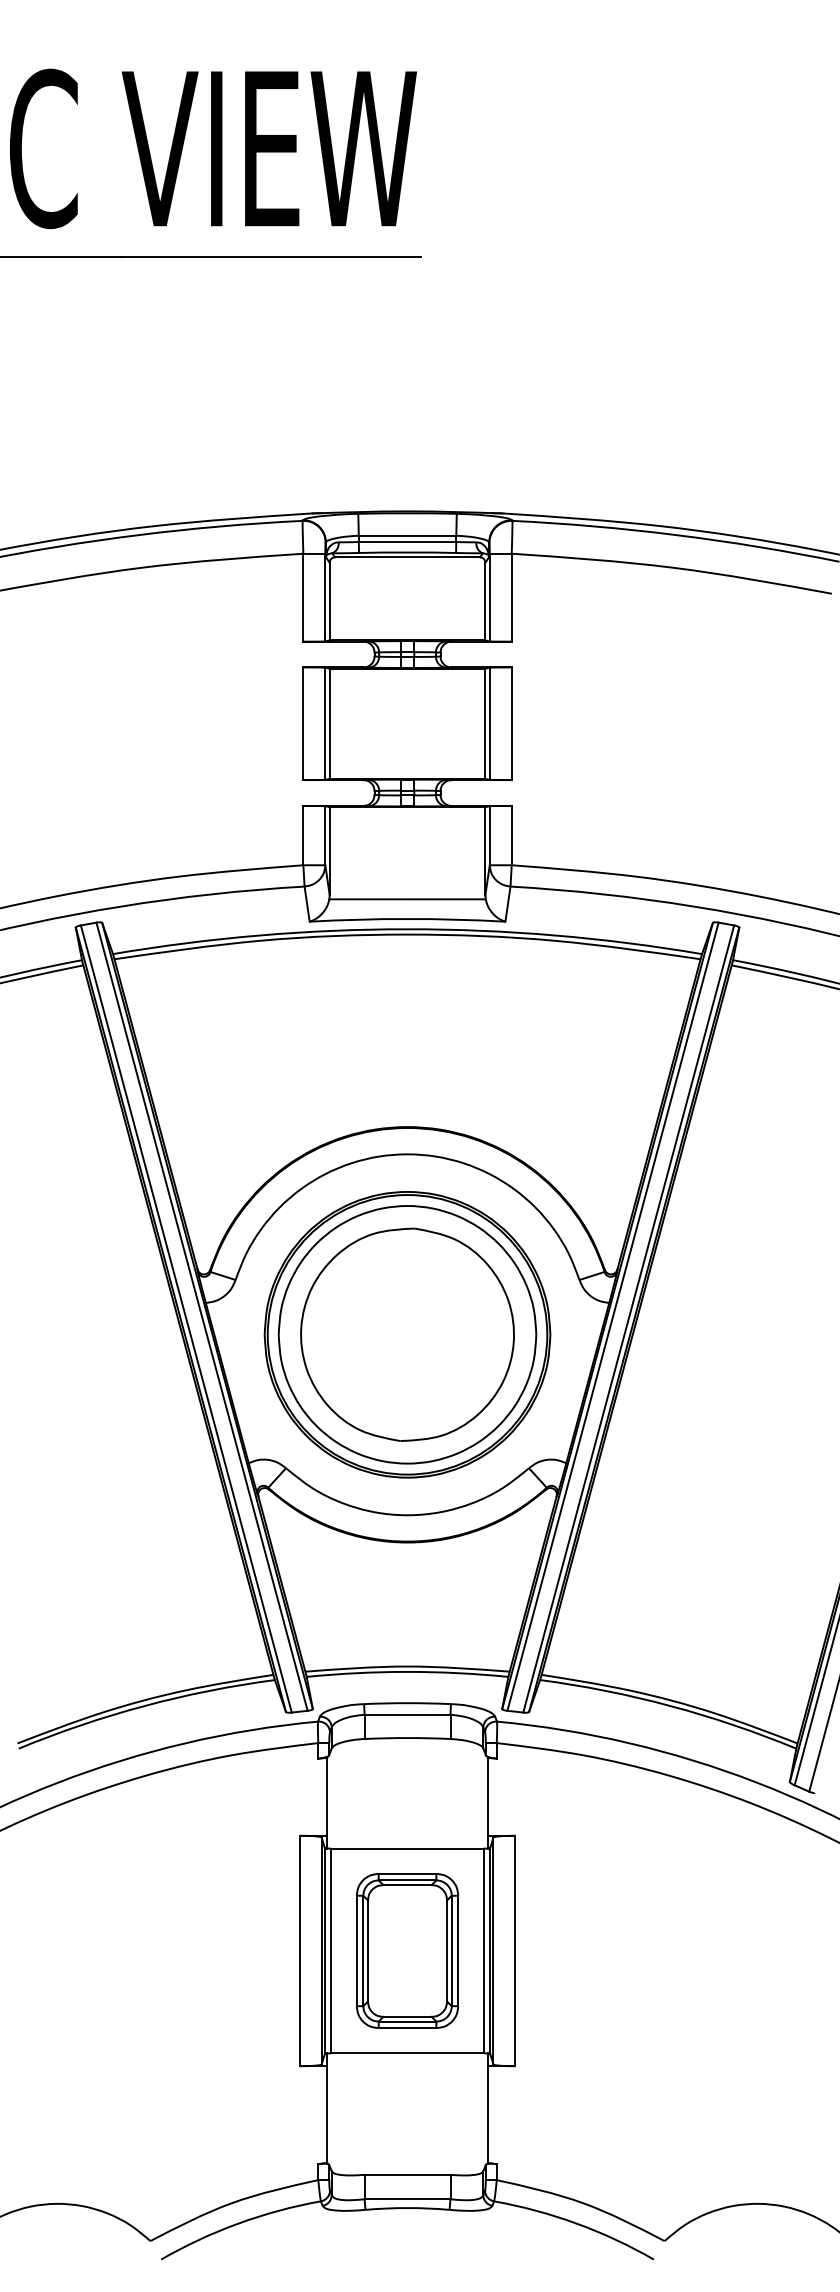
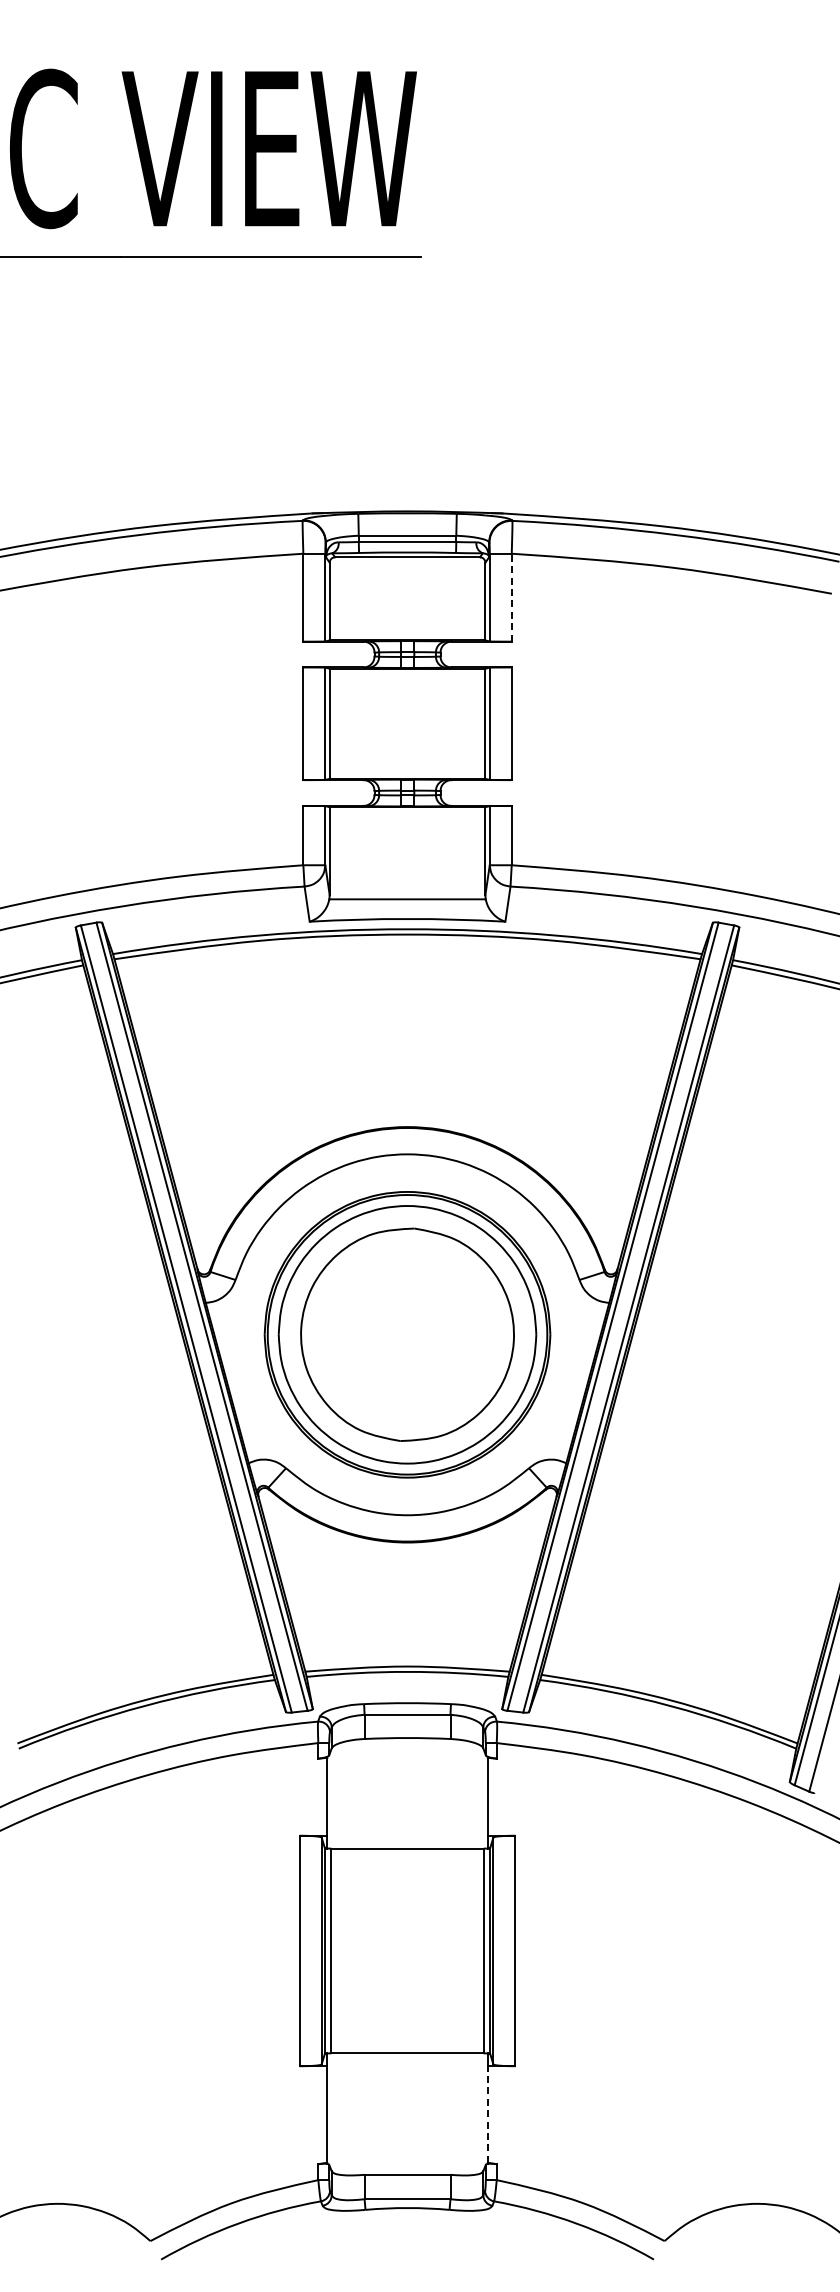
line: solid -> dashed (511, 597)
part: present -> none (407, 1950)
line: solid -> dashed (487, 2114)
